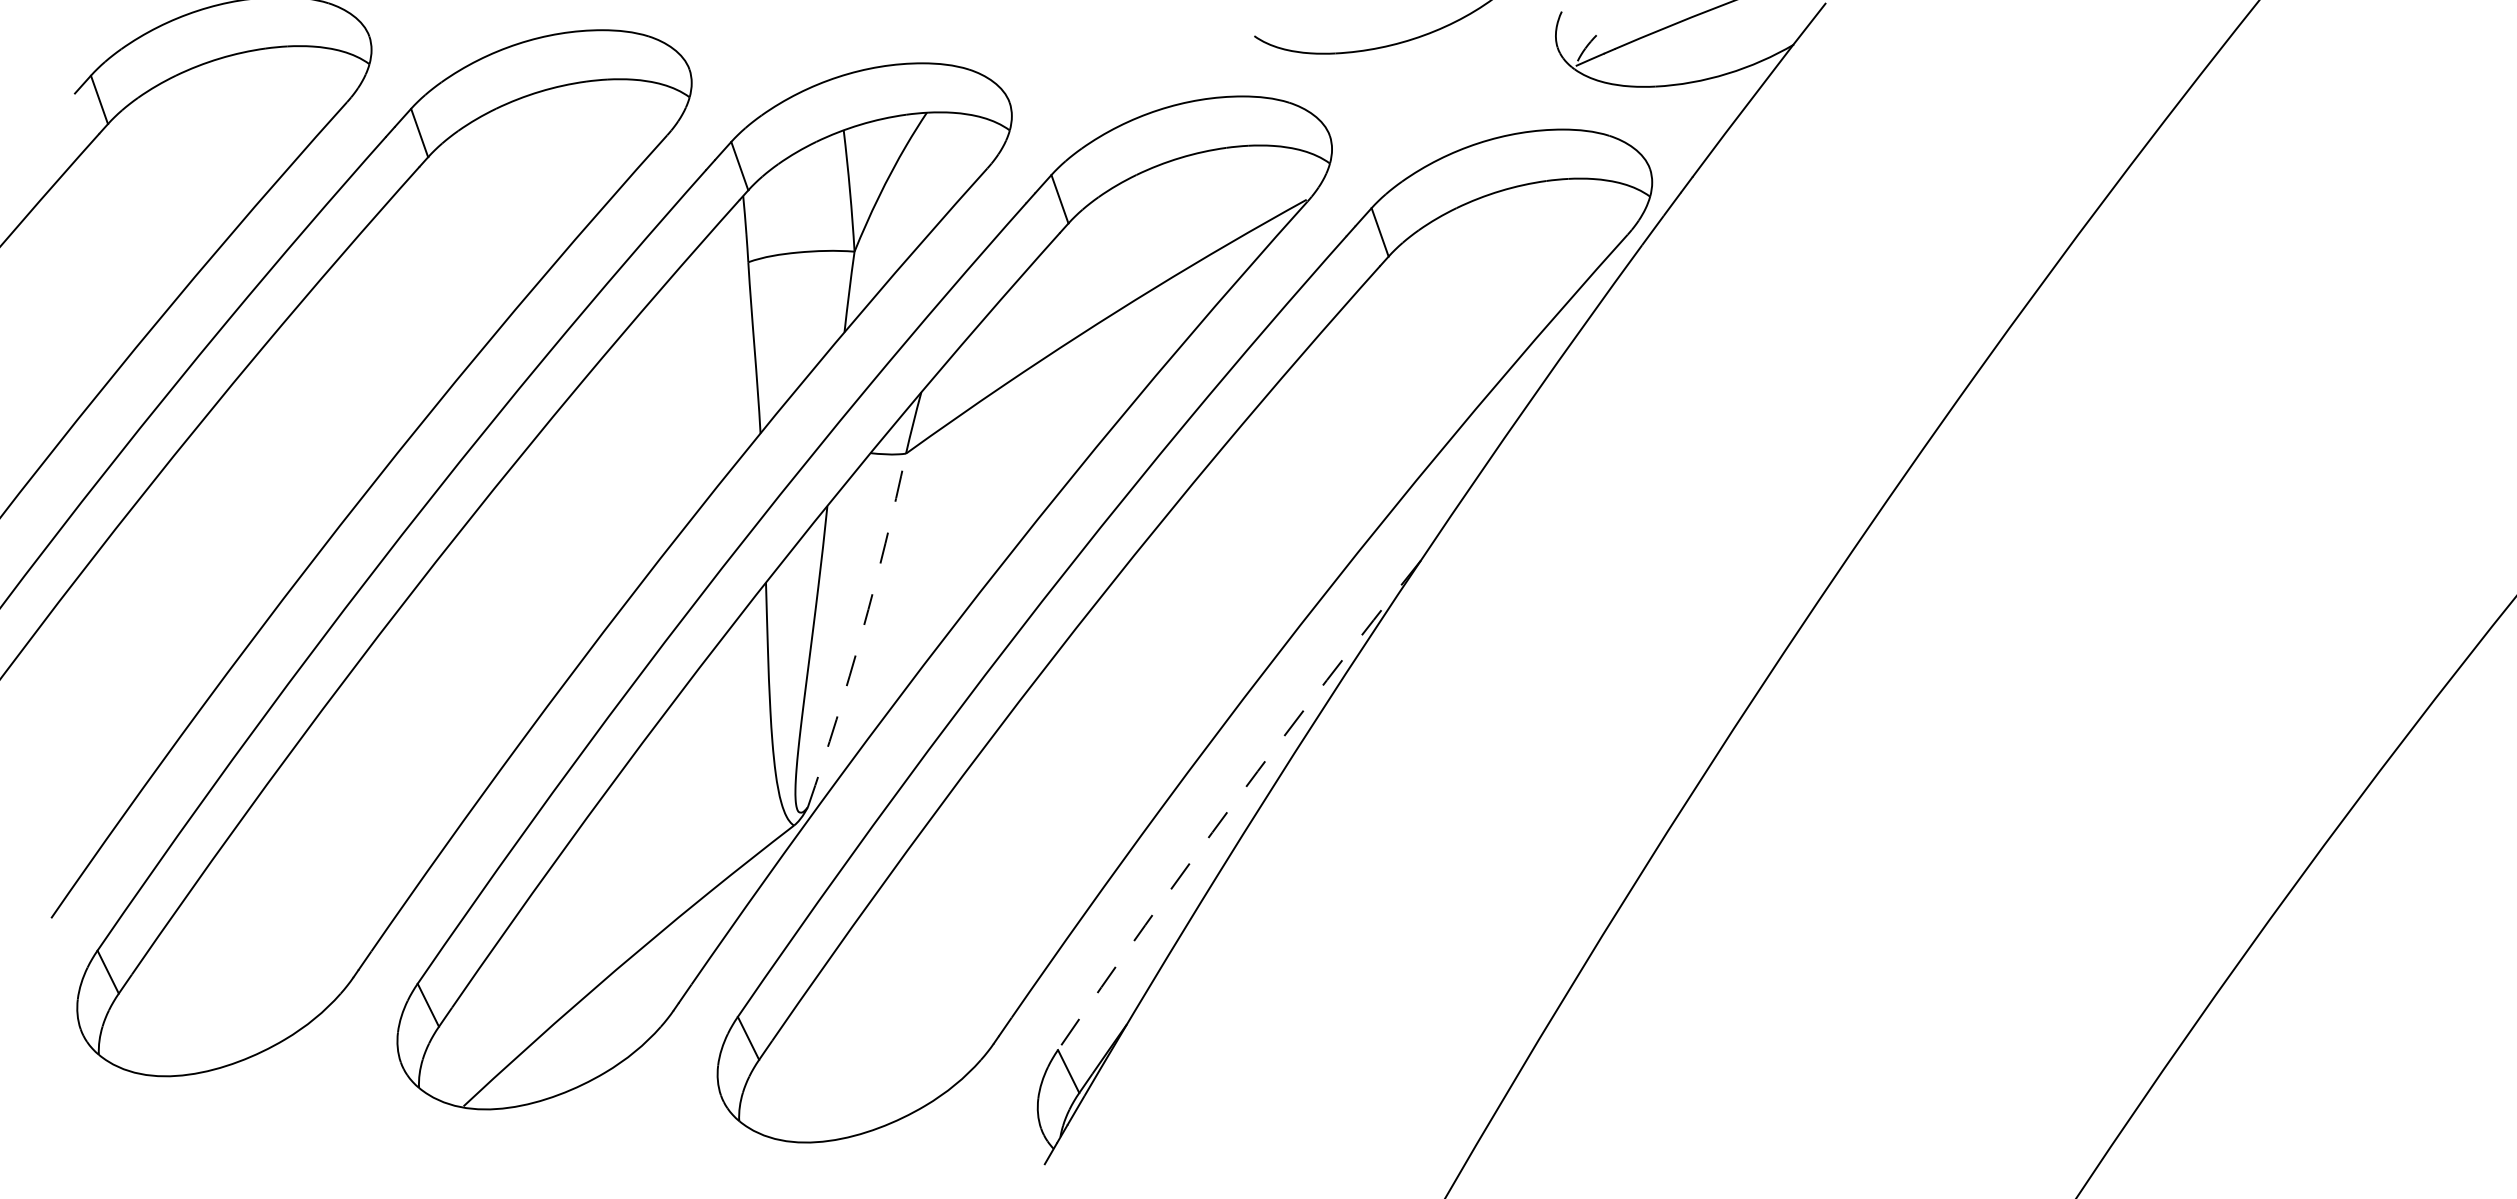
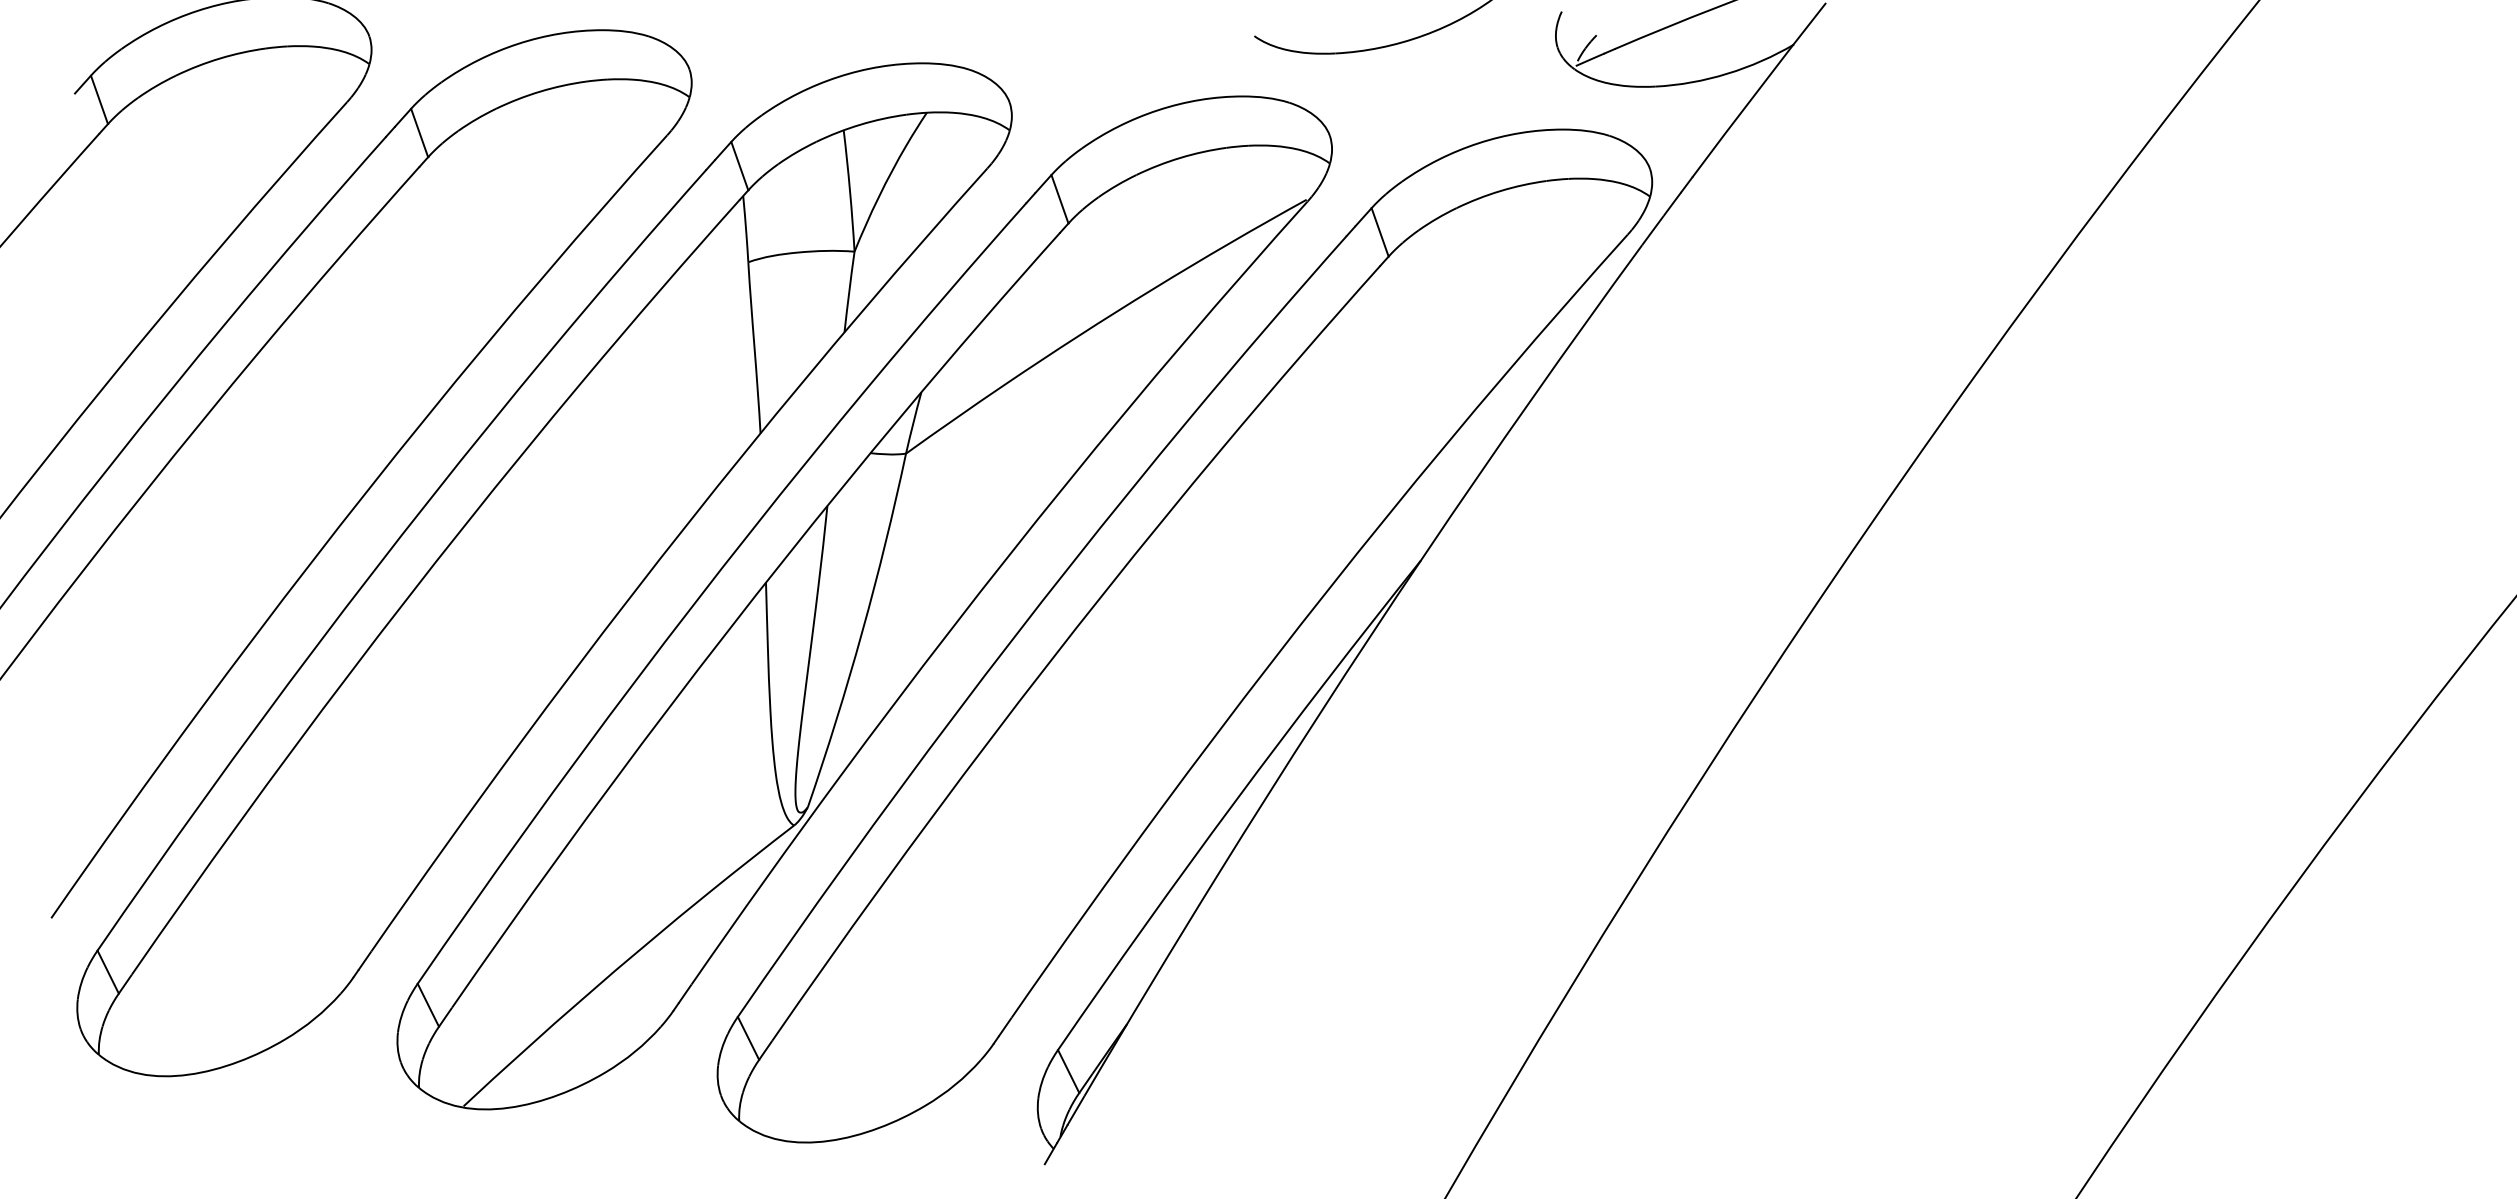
arc: dashed -> solid (862, 631)
arc: dashed -> solid (1235, 801)
